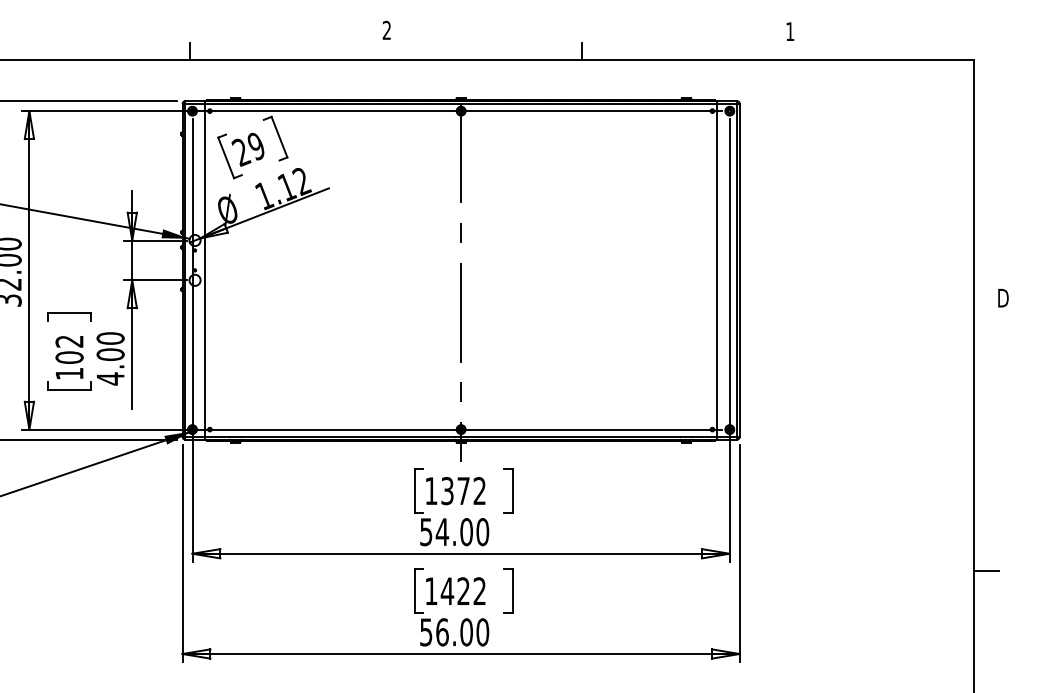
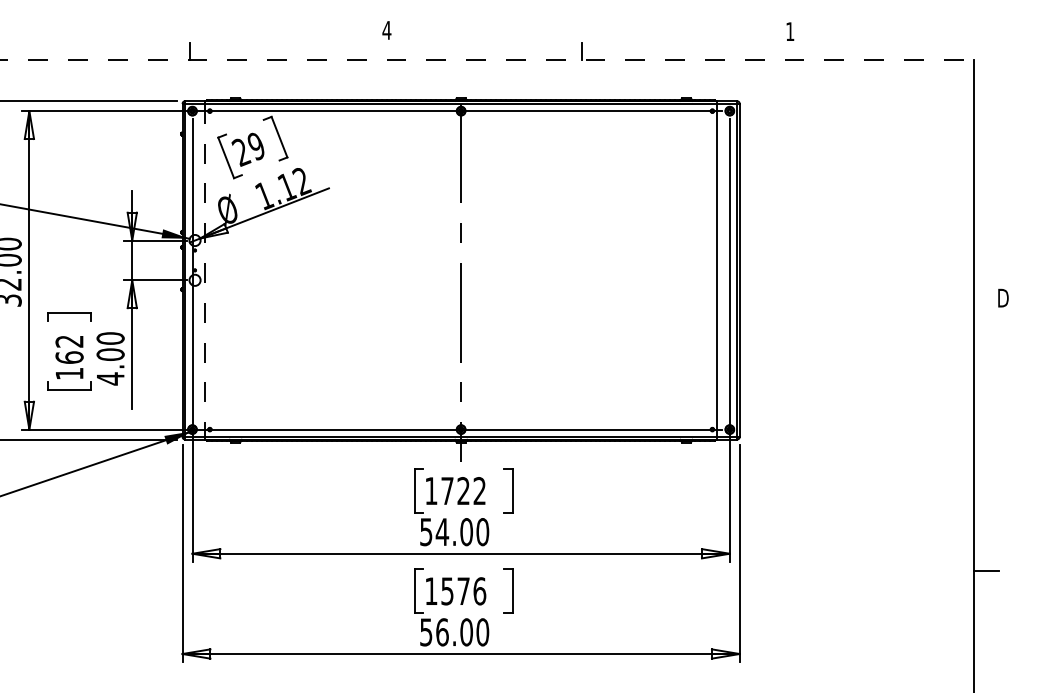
text: 2 -> 4 (386, 29)
line: solid -> dashed (487, 59)
line: solid -> dashed (204, 270)
text: 102 -> 162 (69, 357)
text: 1372 -> 1722 (455, 491)
text: 1422 -> 1576 (463, 591)
